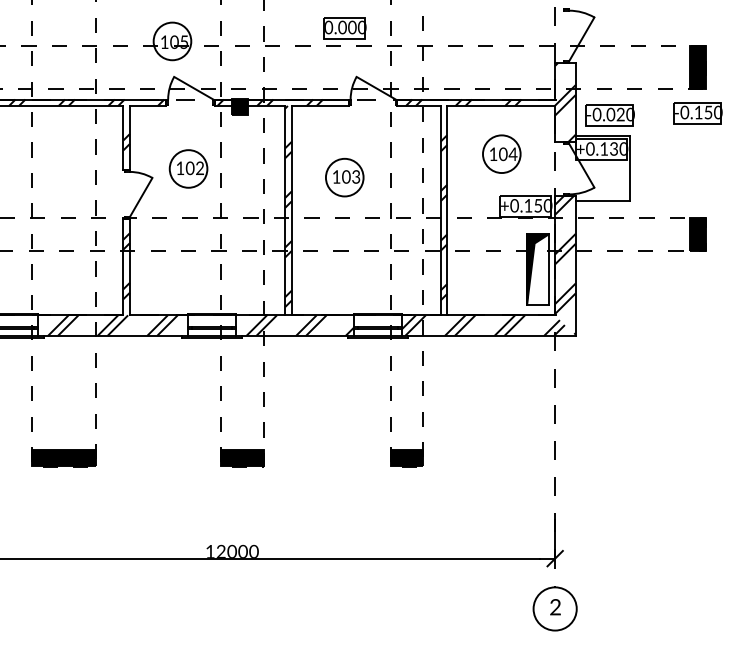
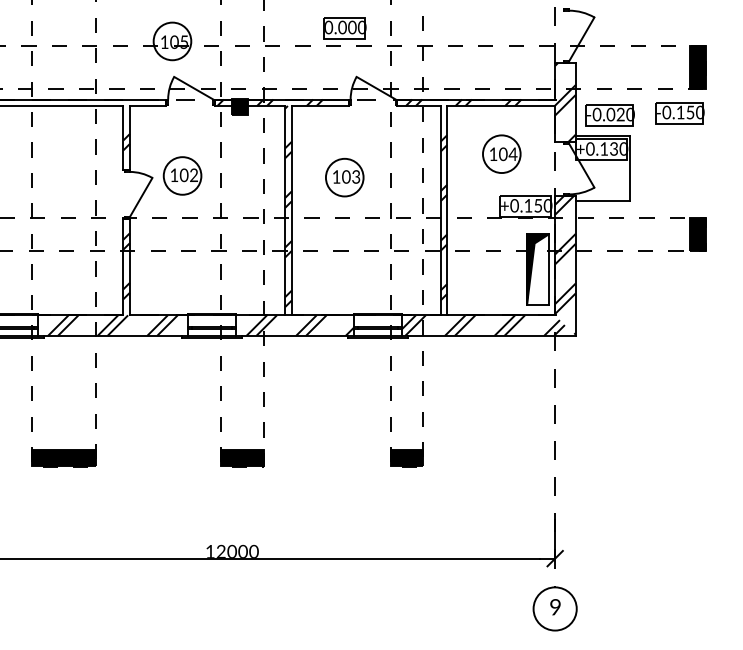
hatch: present -> none (86, 102)
part position: (697, 113) -> (679, 113) (679, 113)
part position: (188, 168) -> (182, 175) (182, 175)
text: 2 -> 9 (555, 607)
